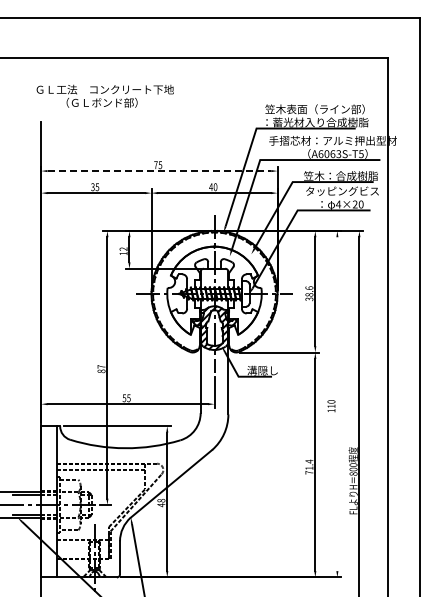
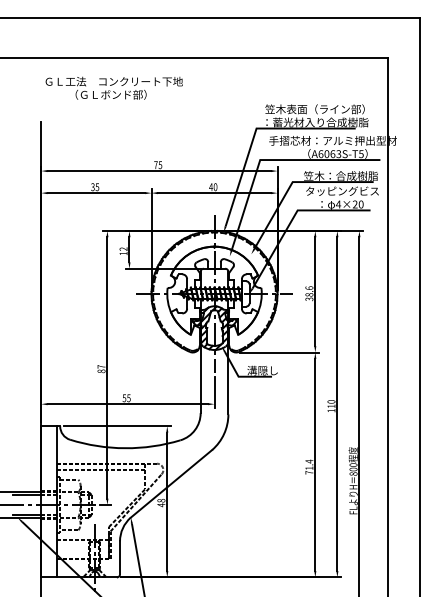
text position: (104, 95) -> (113, 87) (113, 87)
line: dashed -> solid (159, 171)
line: none -> present (337, 404)
